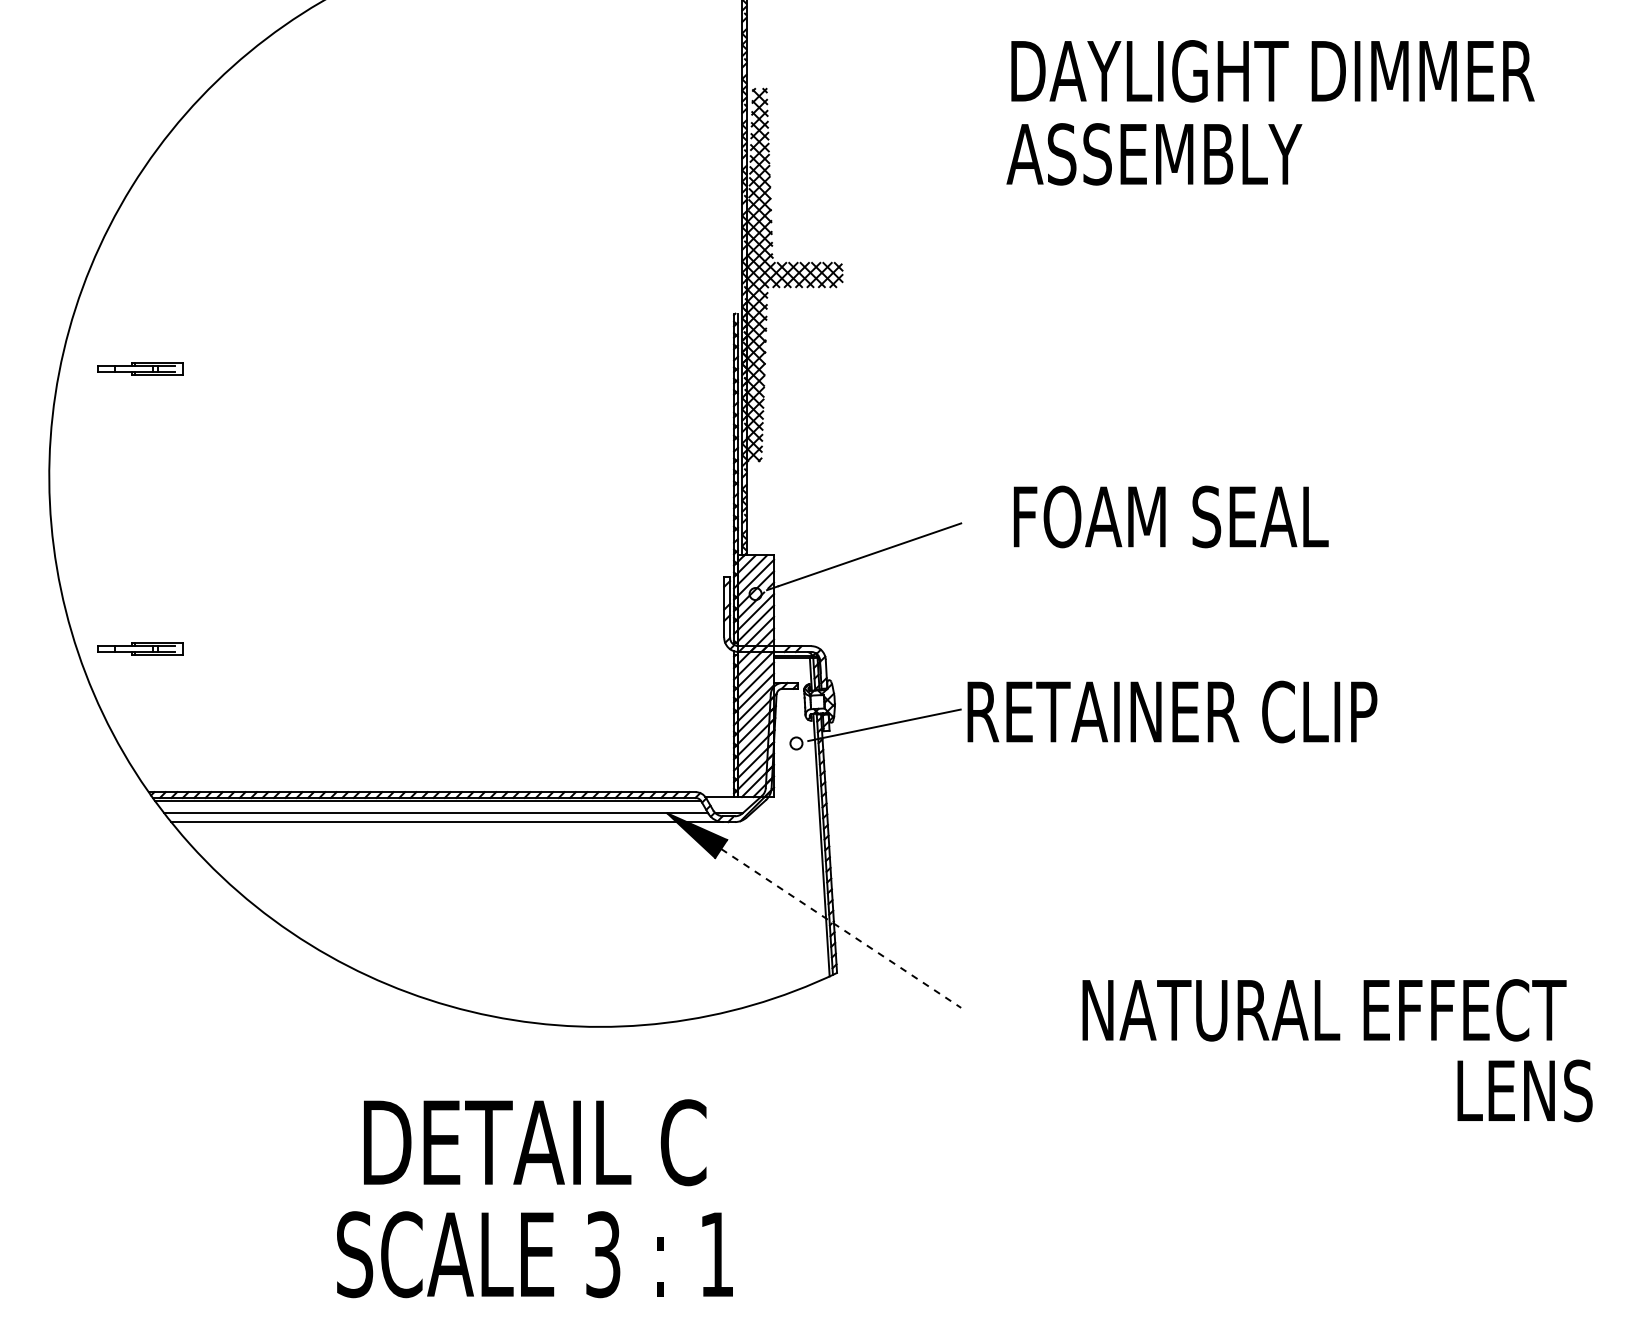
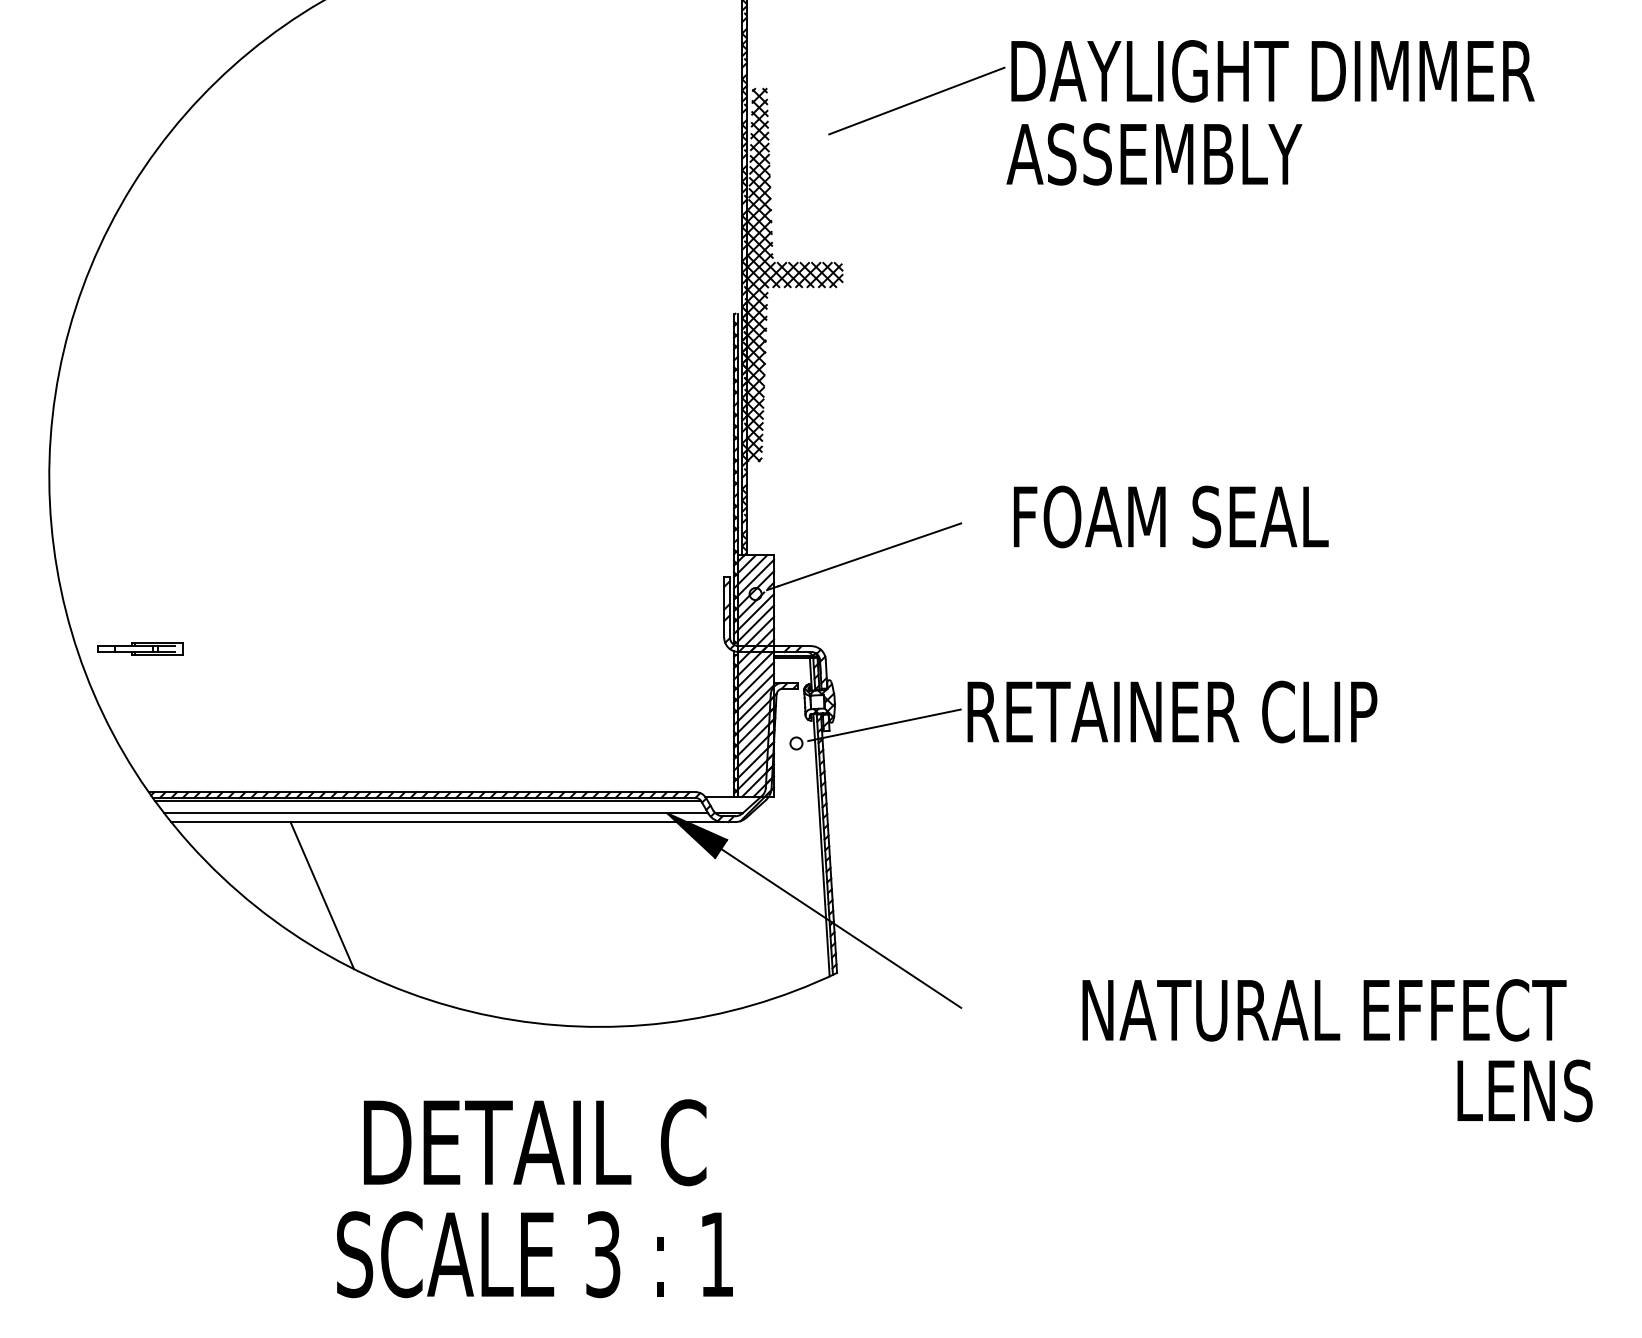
line: none -> present (916, 100)
part: present -> none (140, 368)
line: none -> present (322, 895)
line: dashed -> solid (841, 928)
